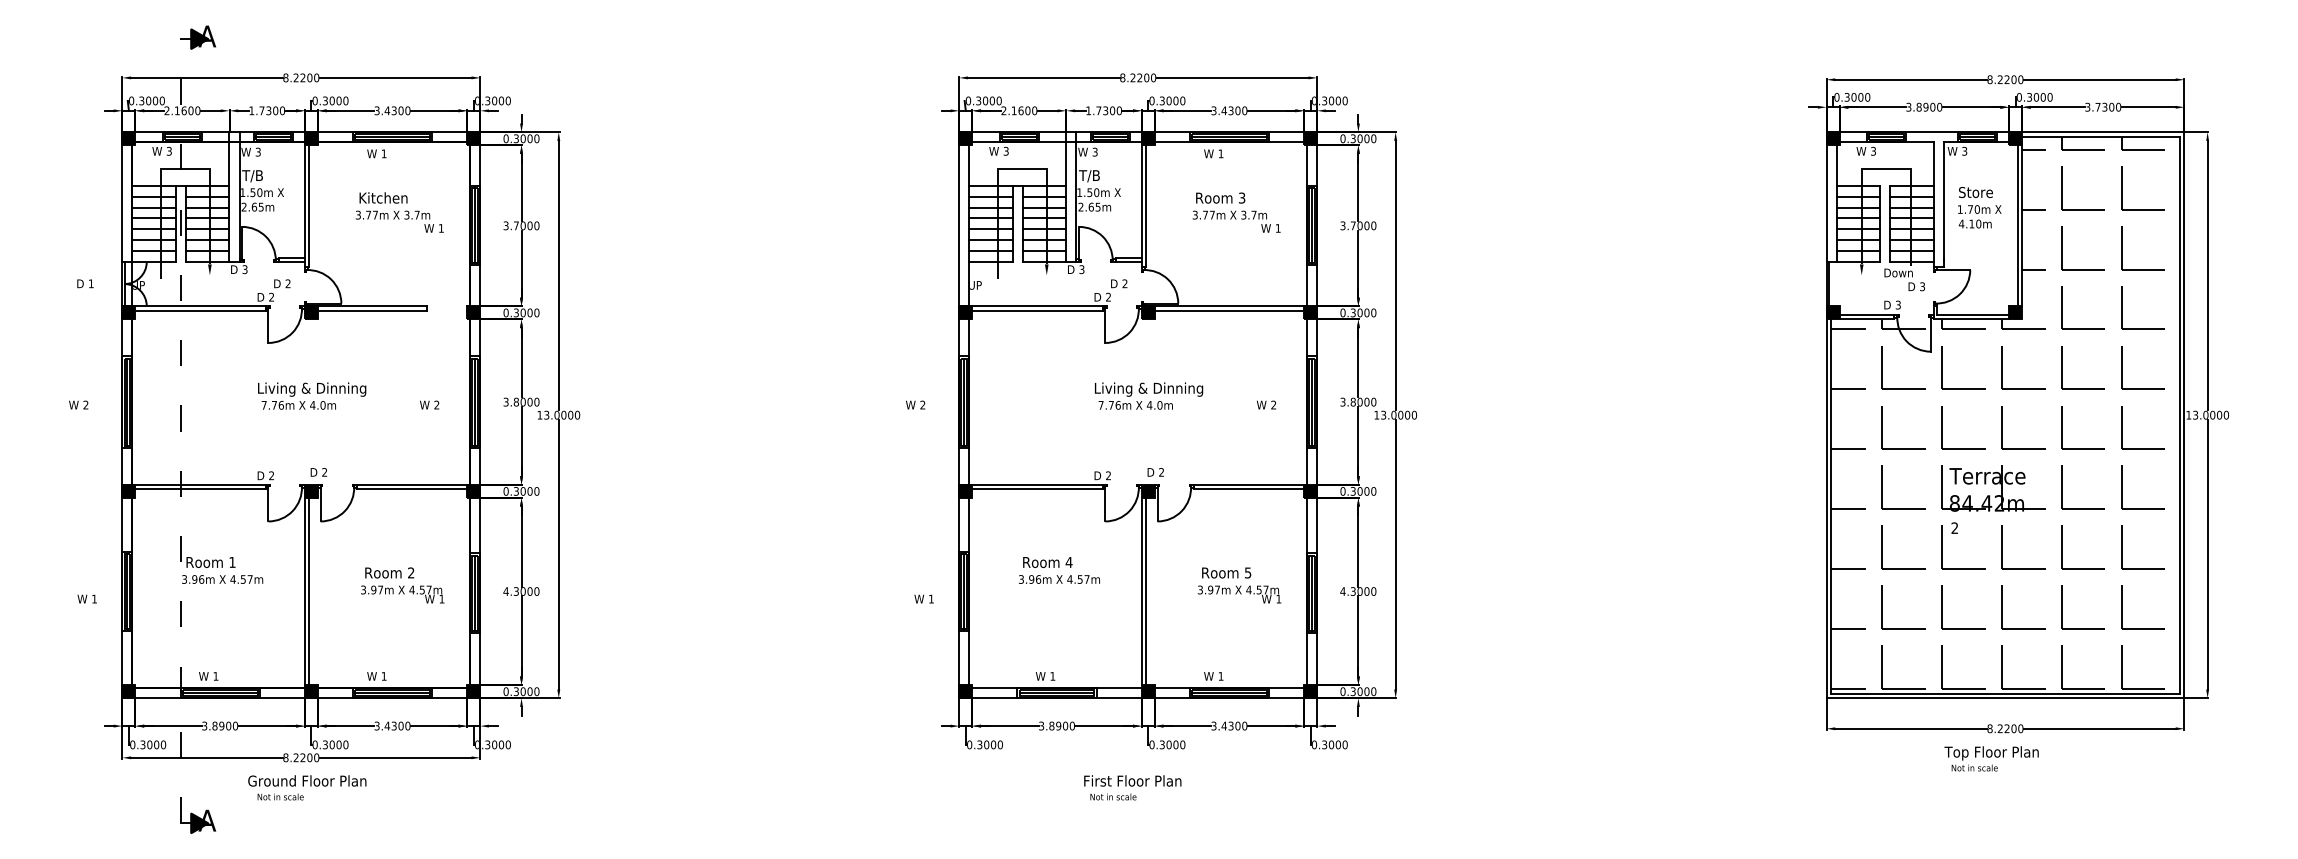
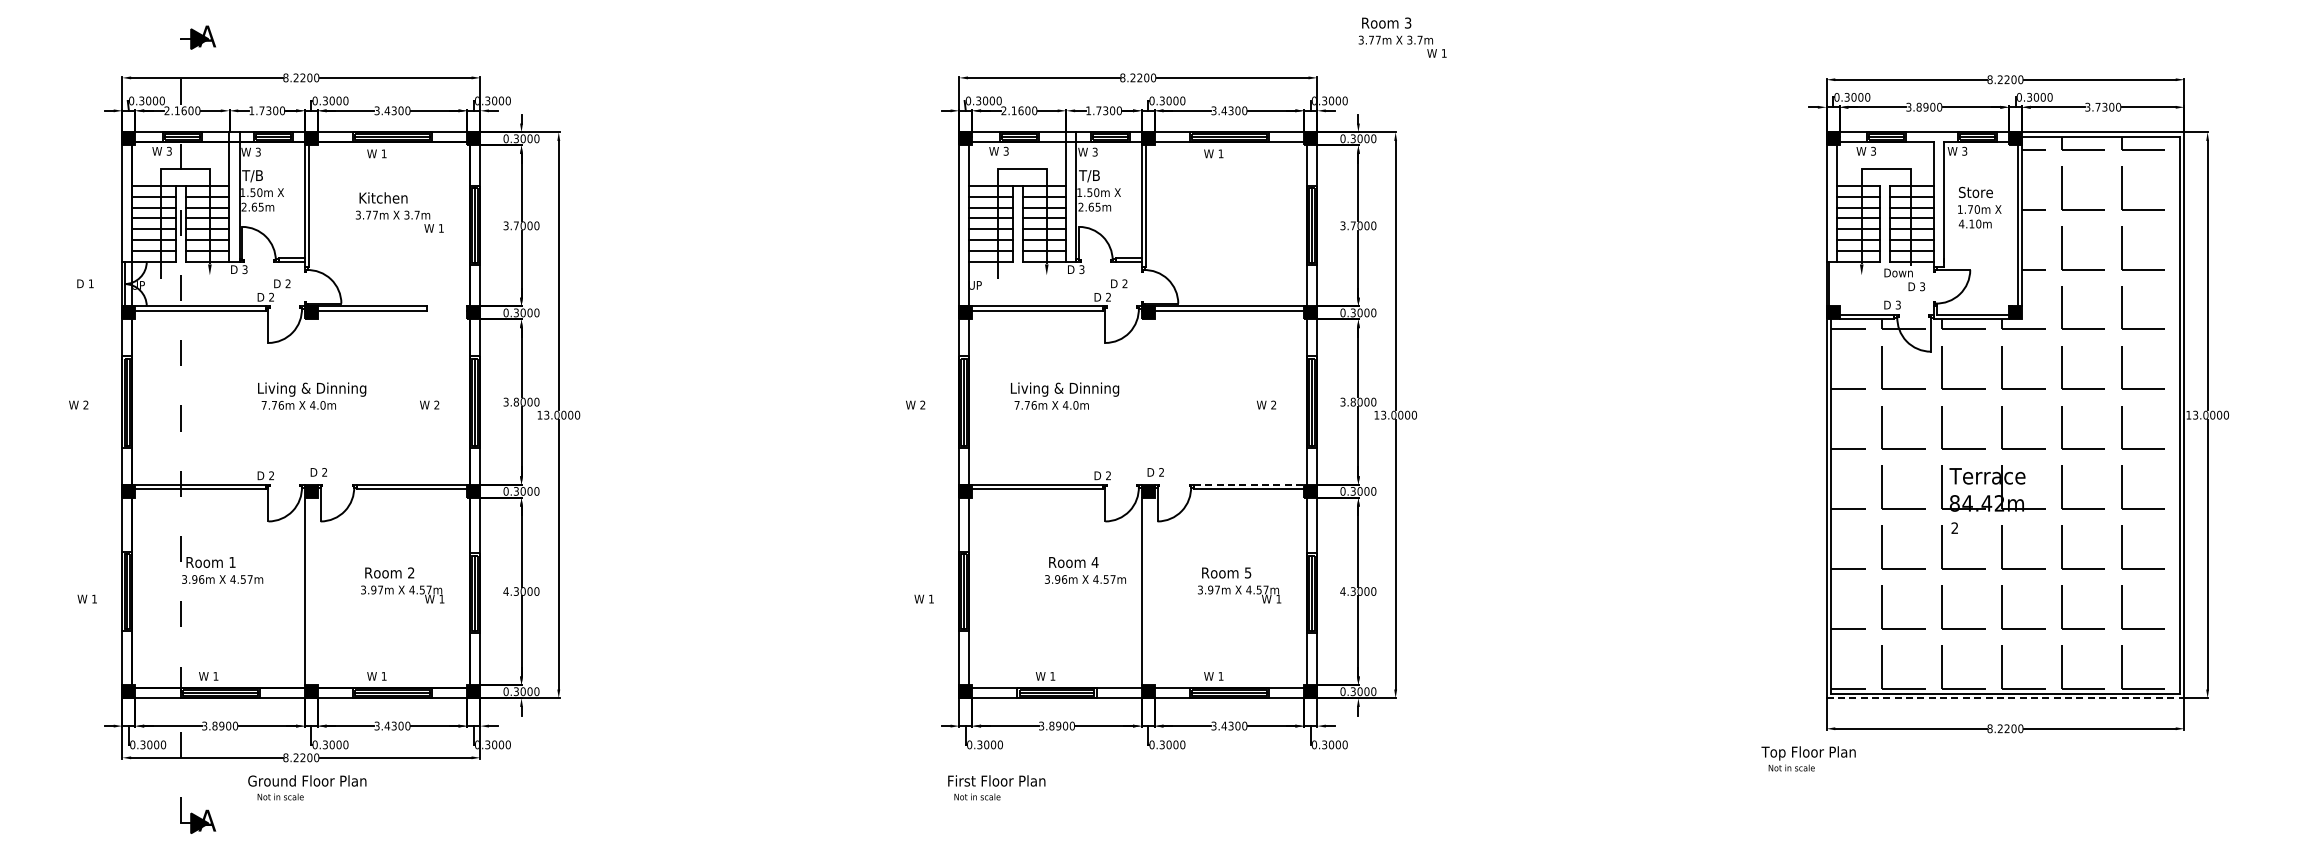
text position: (1236, 212) -> (1402, 37) (1402, 37)
text position: (1149, 395) -> (1065, 395) (1065, 395)
line: solid -> dashed (1250, 484)
text position: (1059, 570) -> (1085, 570) (1085, 570)
line: present -> none (309, 591)
line: present -> none (1146, 591)
line: solid -> dashed (2005, 698)
text position: (1991, 758) -> (1808, 758) (1808, 758)
text position: (1132, 787) -> (996, 787) (996, 787)
